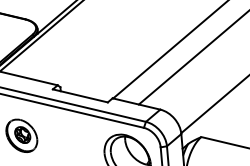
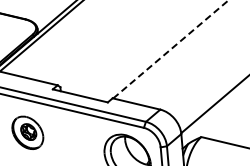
line: solid -> dashed (171, 49)
line: present -> none (192, 58)
part position: (21, 135) -> (27, 132) (27, 132)
